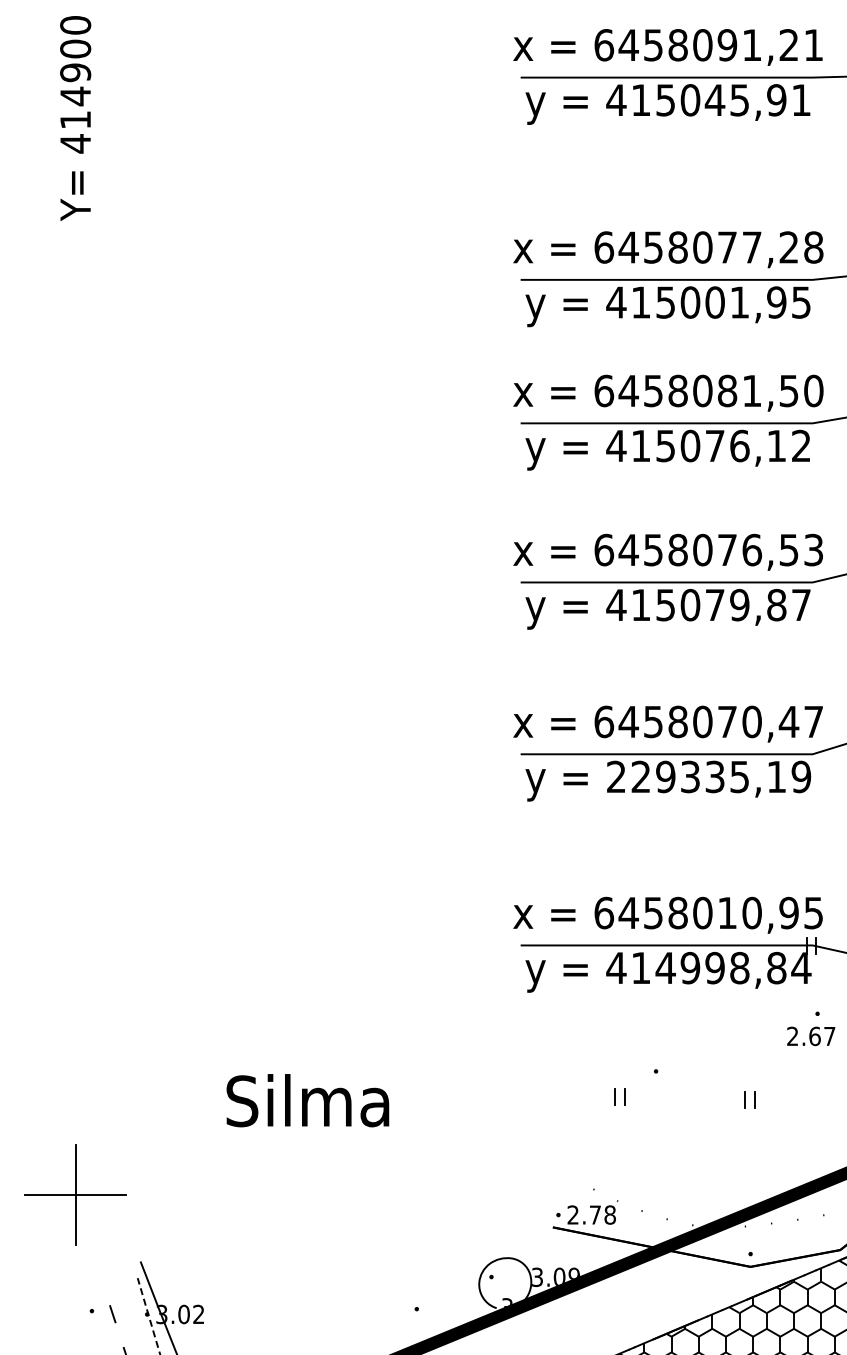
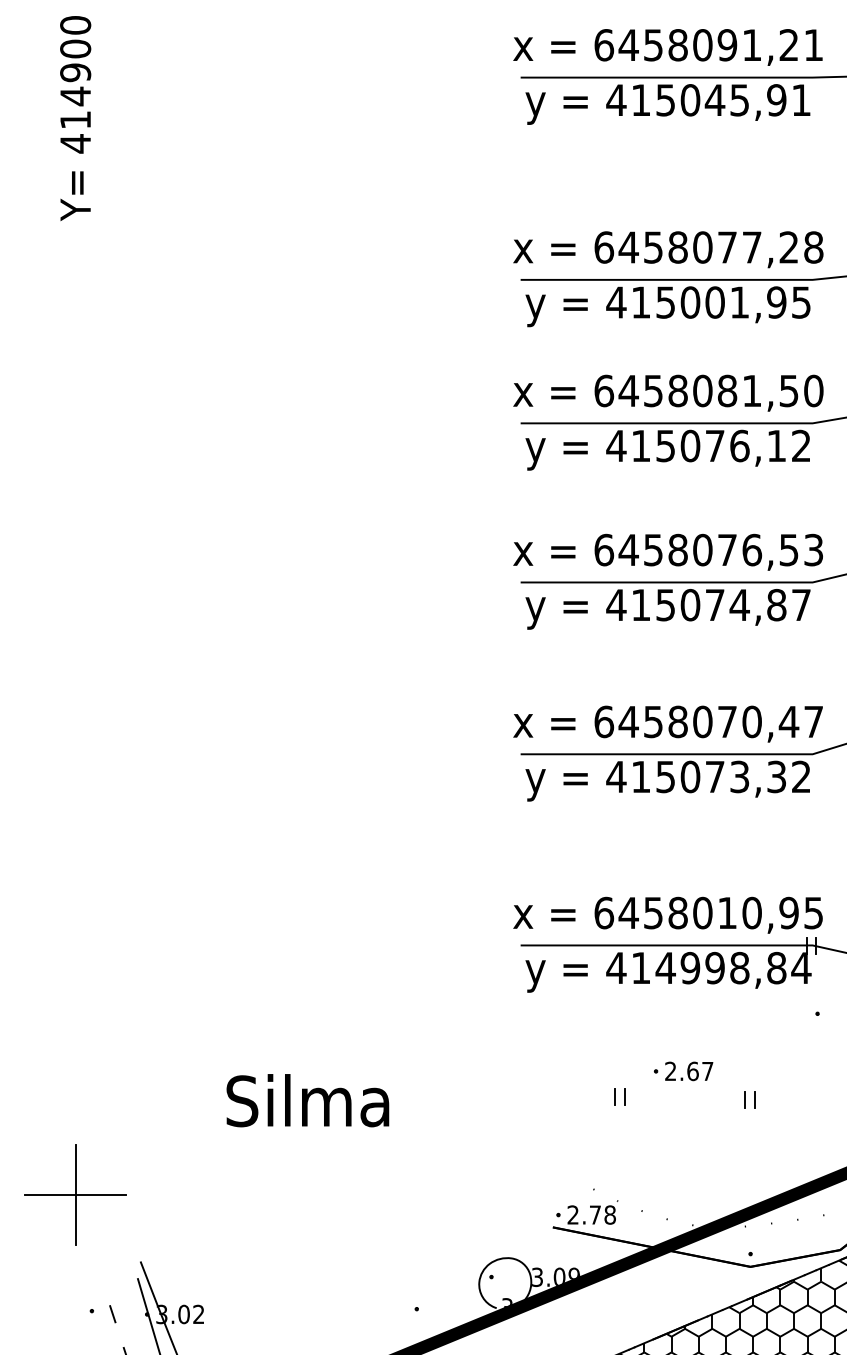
text: 415079,87 -> 415074,87 (739, 604)
text: 229335,19 -> 415073,32 (708, 776)
text position: (811, 1036) -> (689, 1071) (689, 1071)
line: dashed -> solid (148, 1316)
